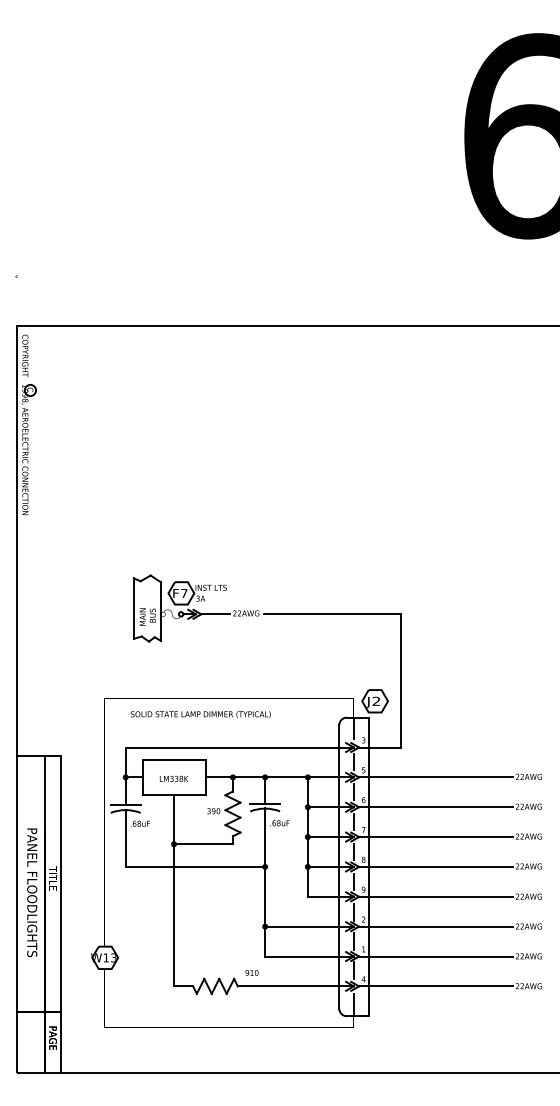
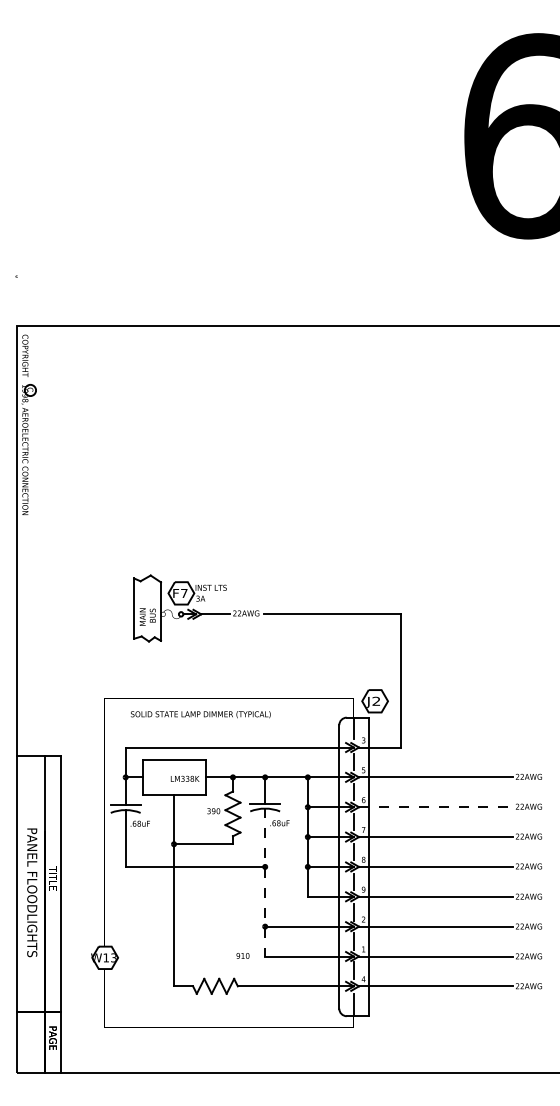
text position: (173, 778) -> (184, 778) (184, 778)
line: solid -> dashed (436, 807)
line: solid -> dashed (265, 882)
text position: (251, 972) -> (242, 955) (242, 955)
